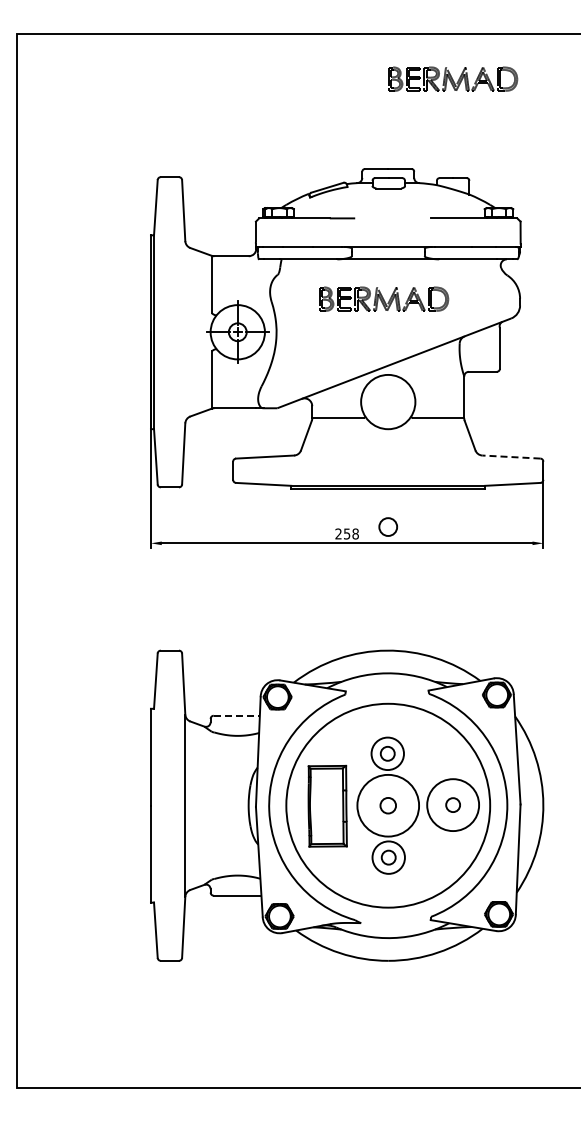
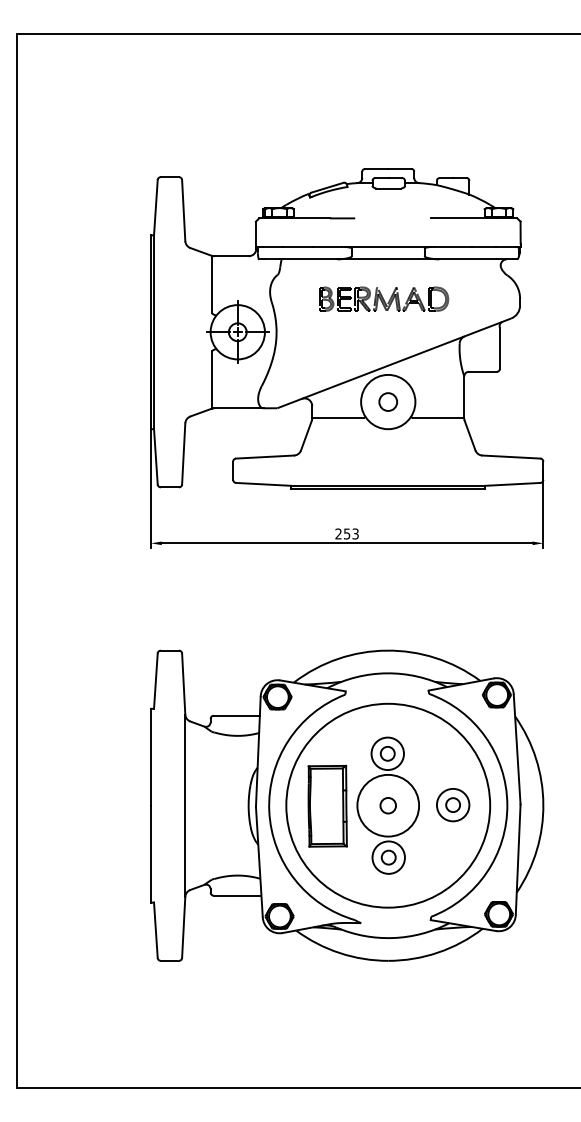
part: present -> none (453, 78)
line: dashed -> solid (510, 457)
circle position: (387, 526) -> (387, 401) (387, 401)
text: 258 -> 253 (355, 533)
line: dashed -> solid (237, 715)
circle diameter: 52 px -> 32 px (452, 804)
